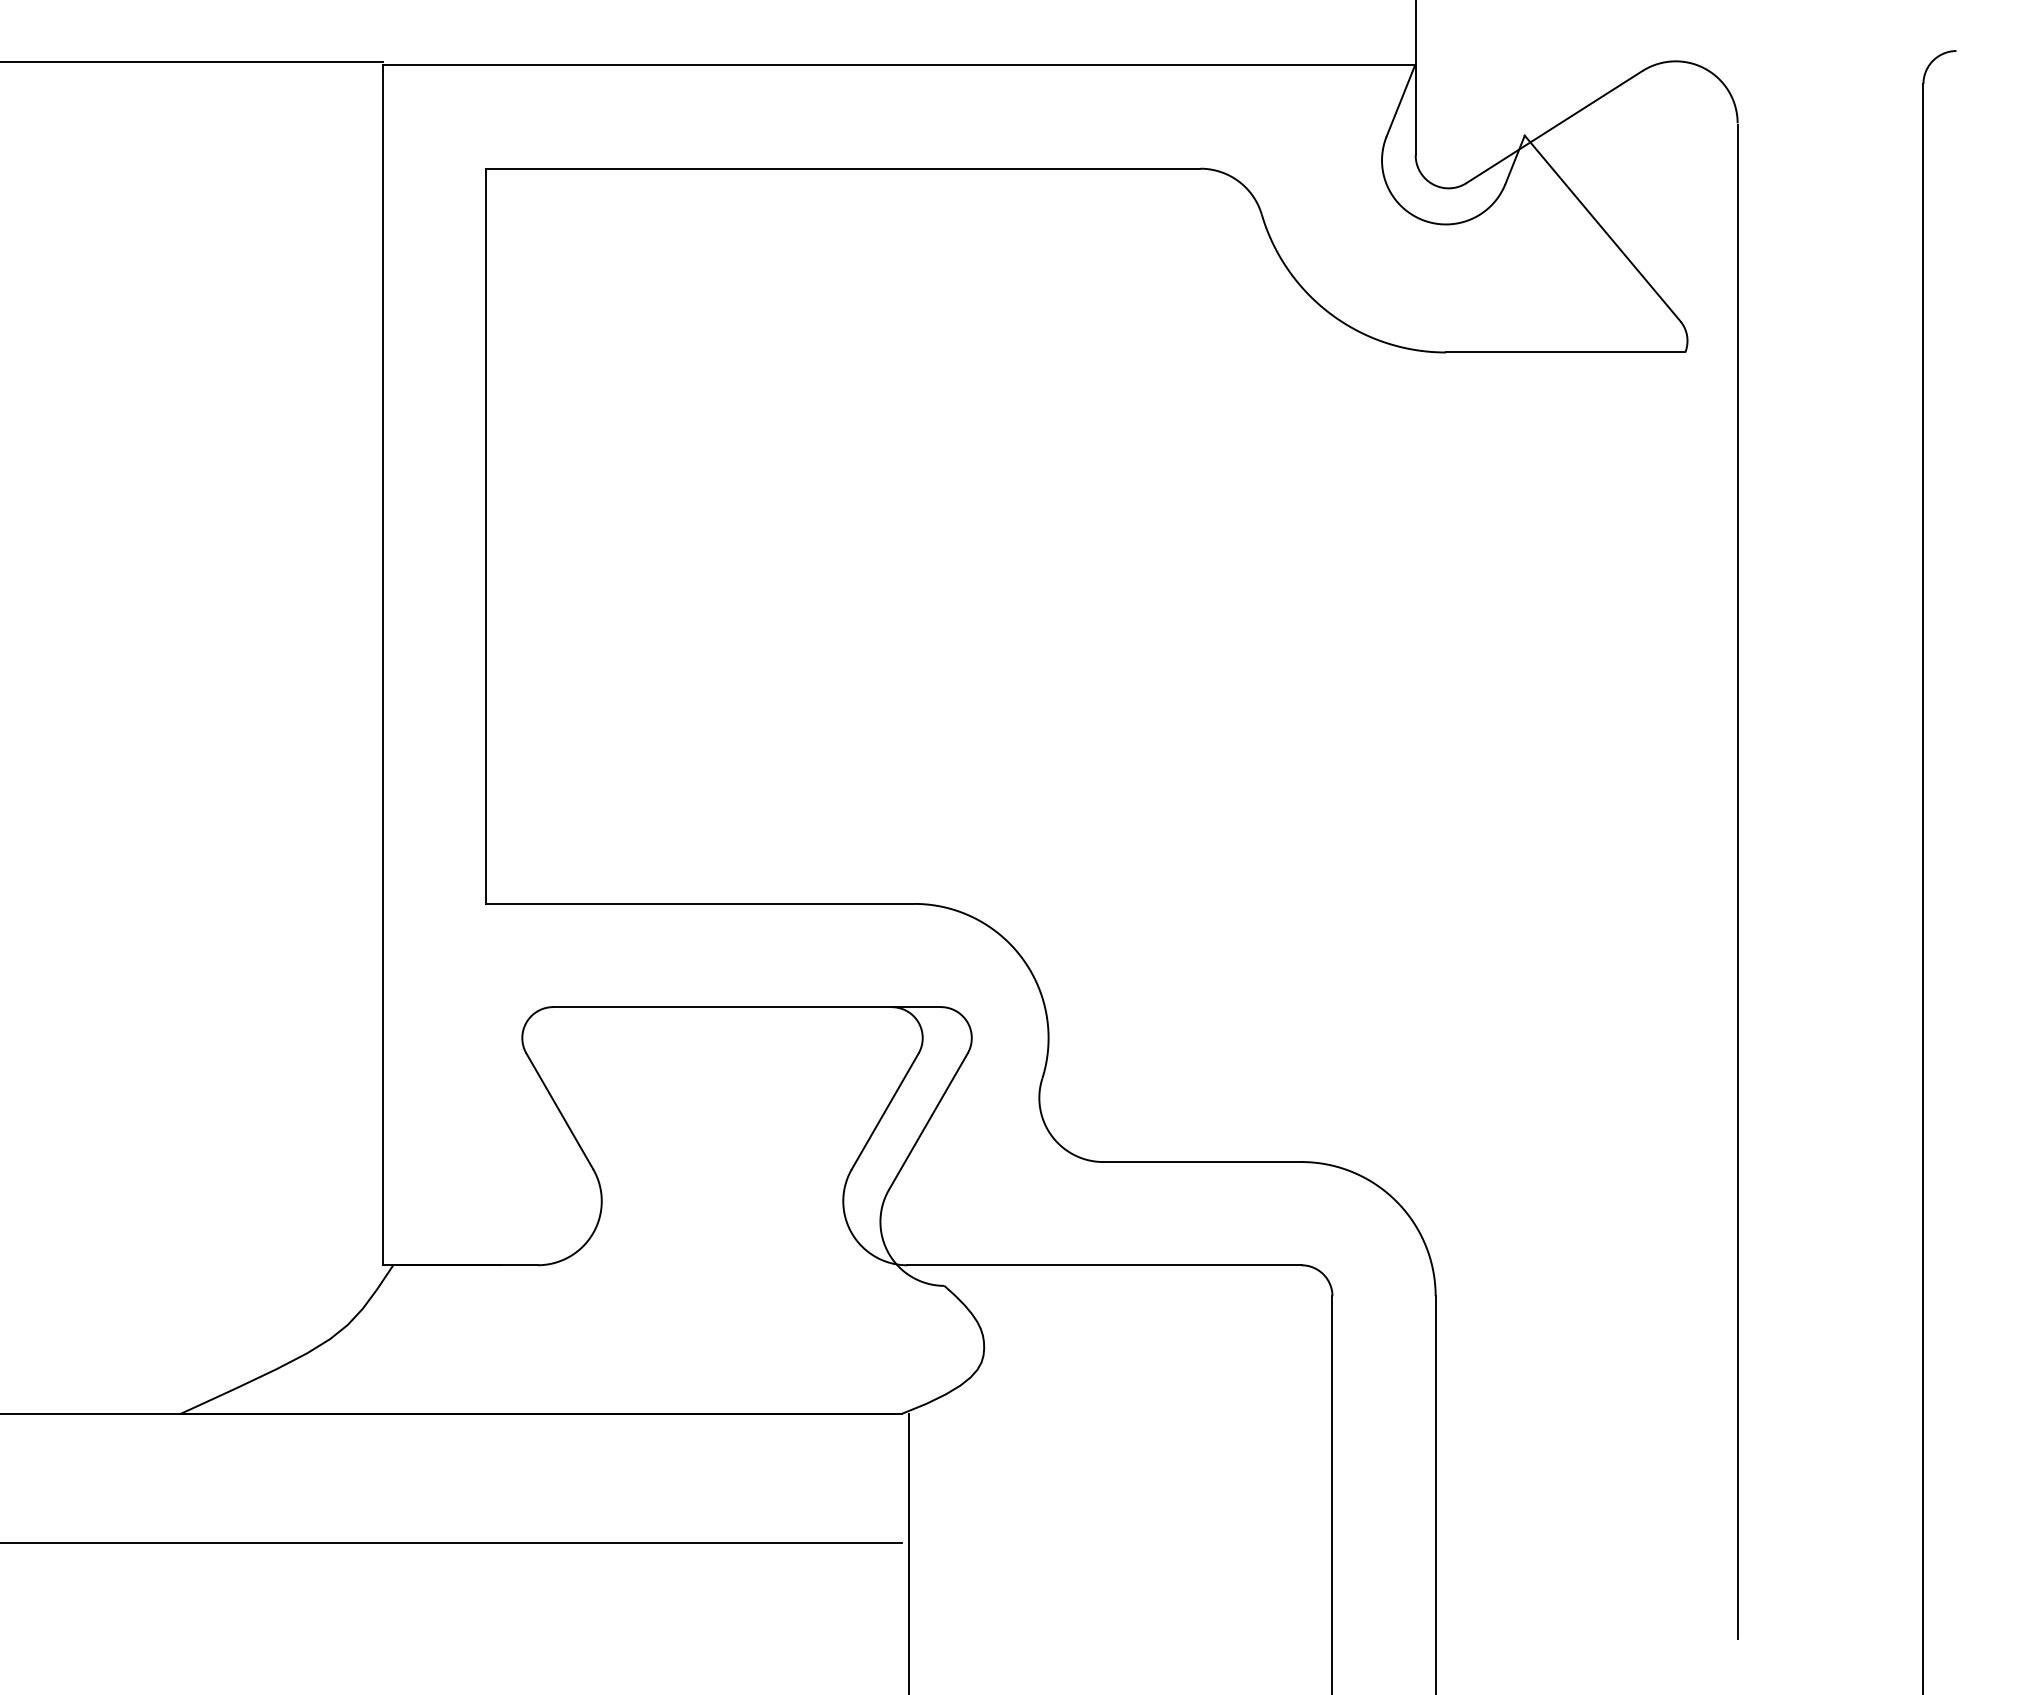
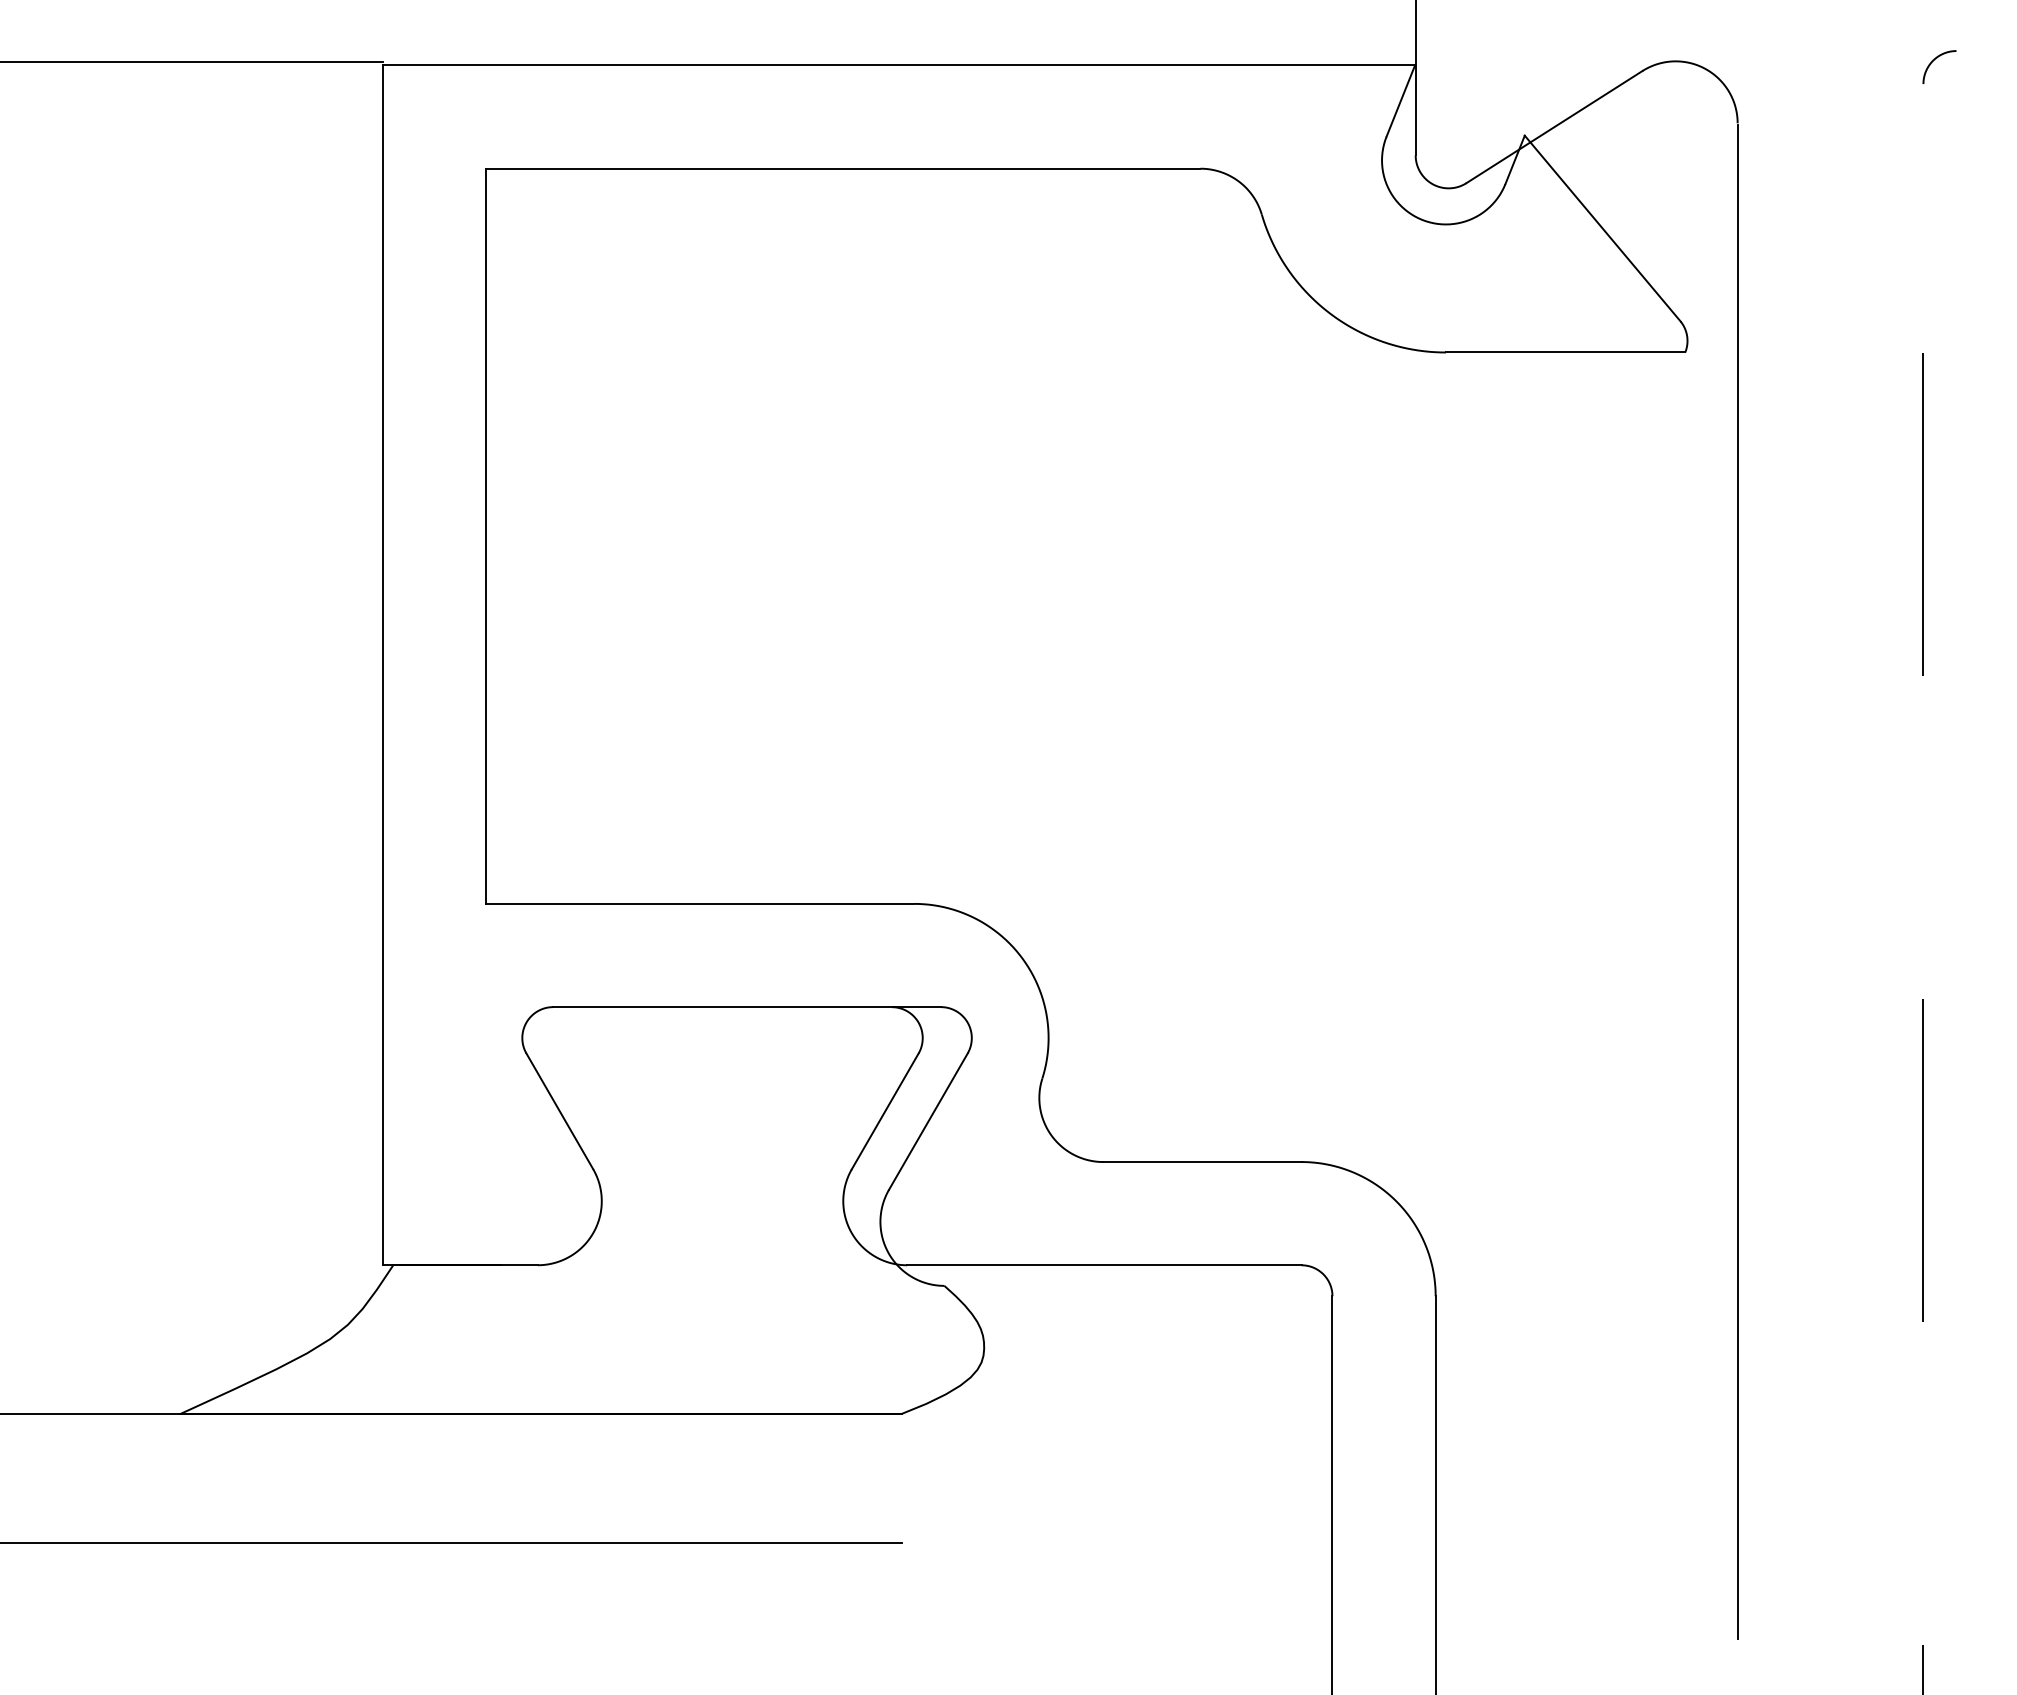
line: solid -> dashed (1923, 888)
line: present -> none (909, 1552)
